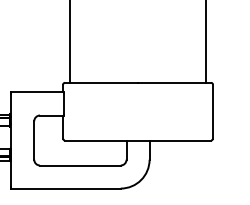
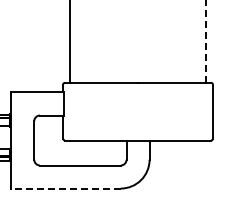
line: solid -> dashed (206, 41)
line: solid -> dashed (65, 188)
